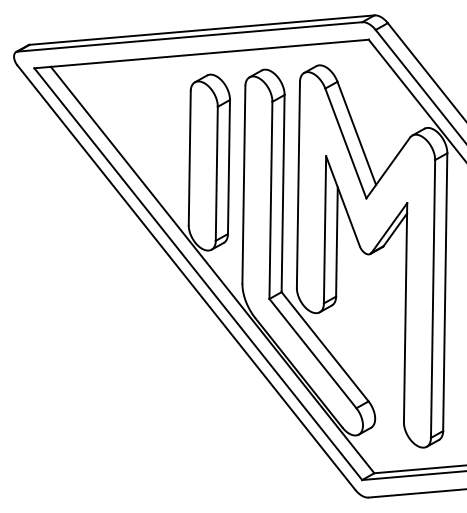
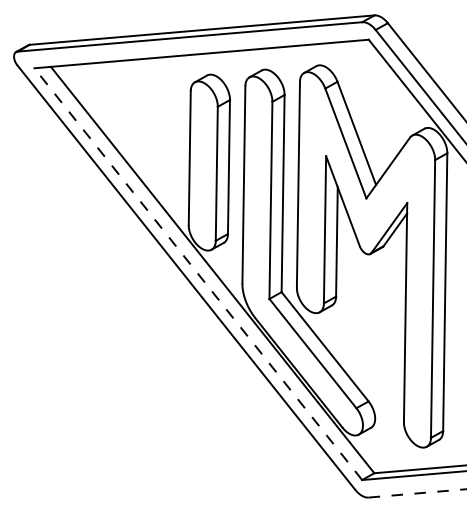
line: solid -> dashed (197, 273)
line: solid -> dashed (417, 493)
